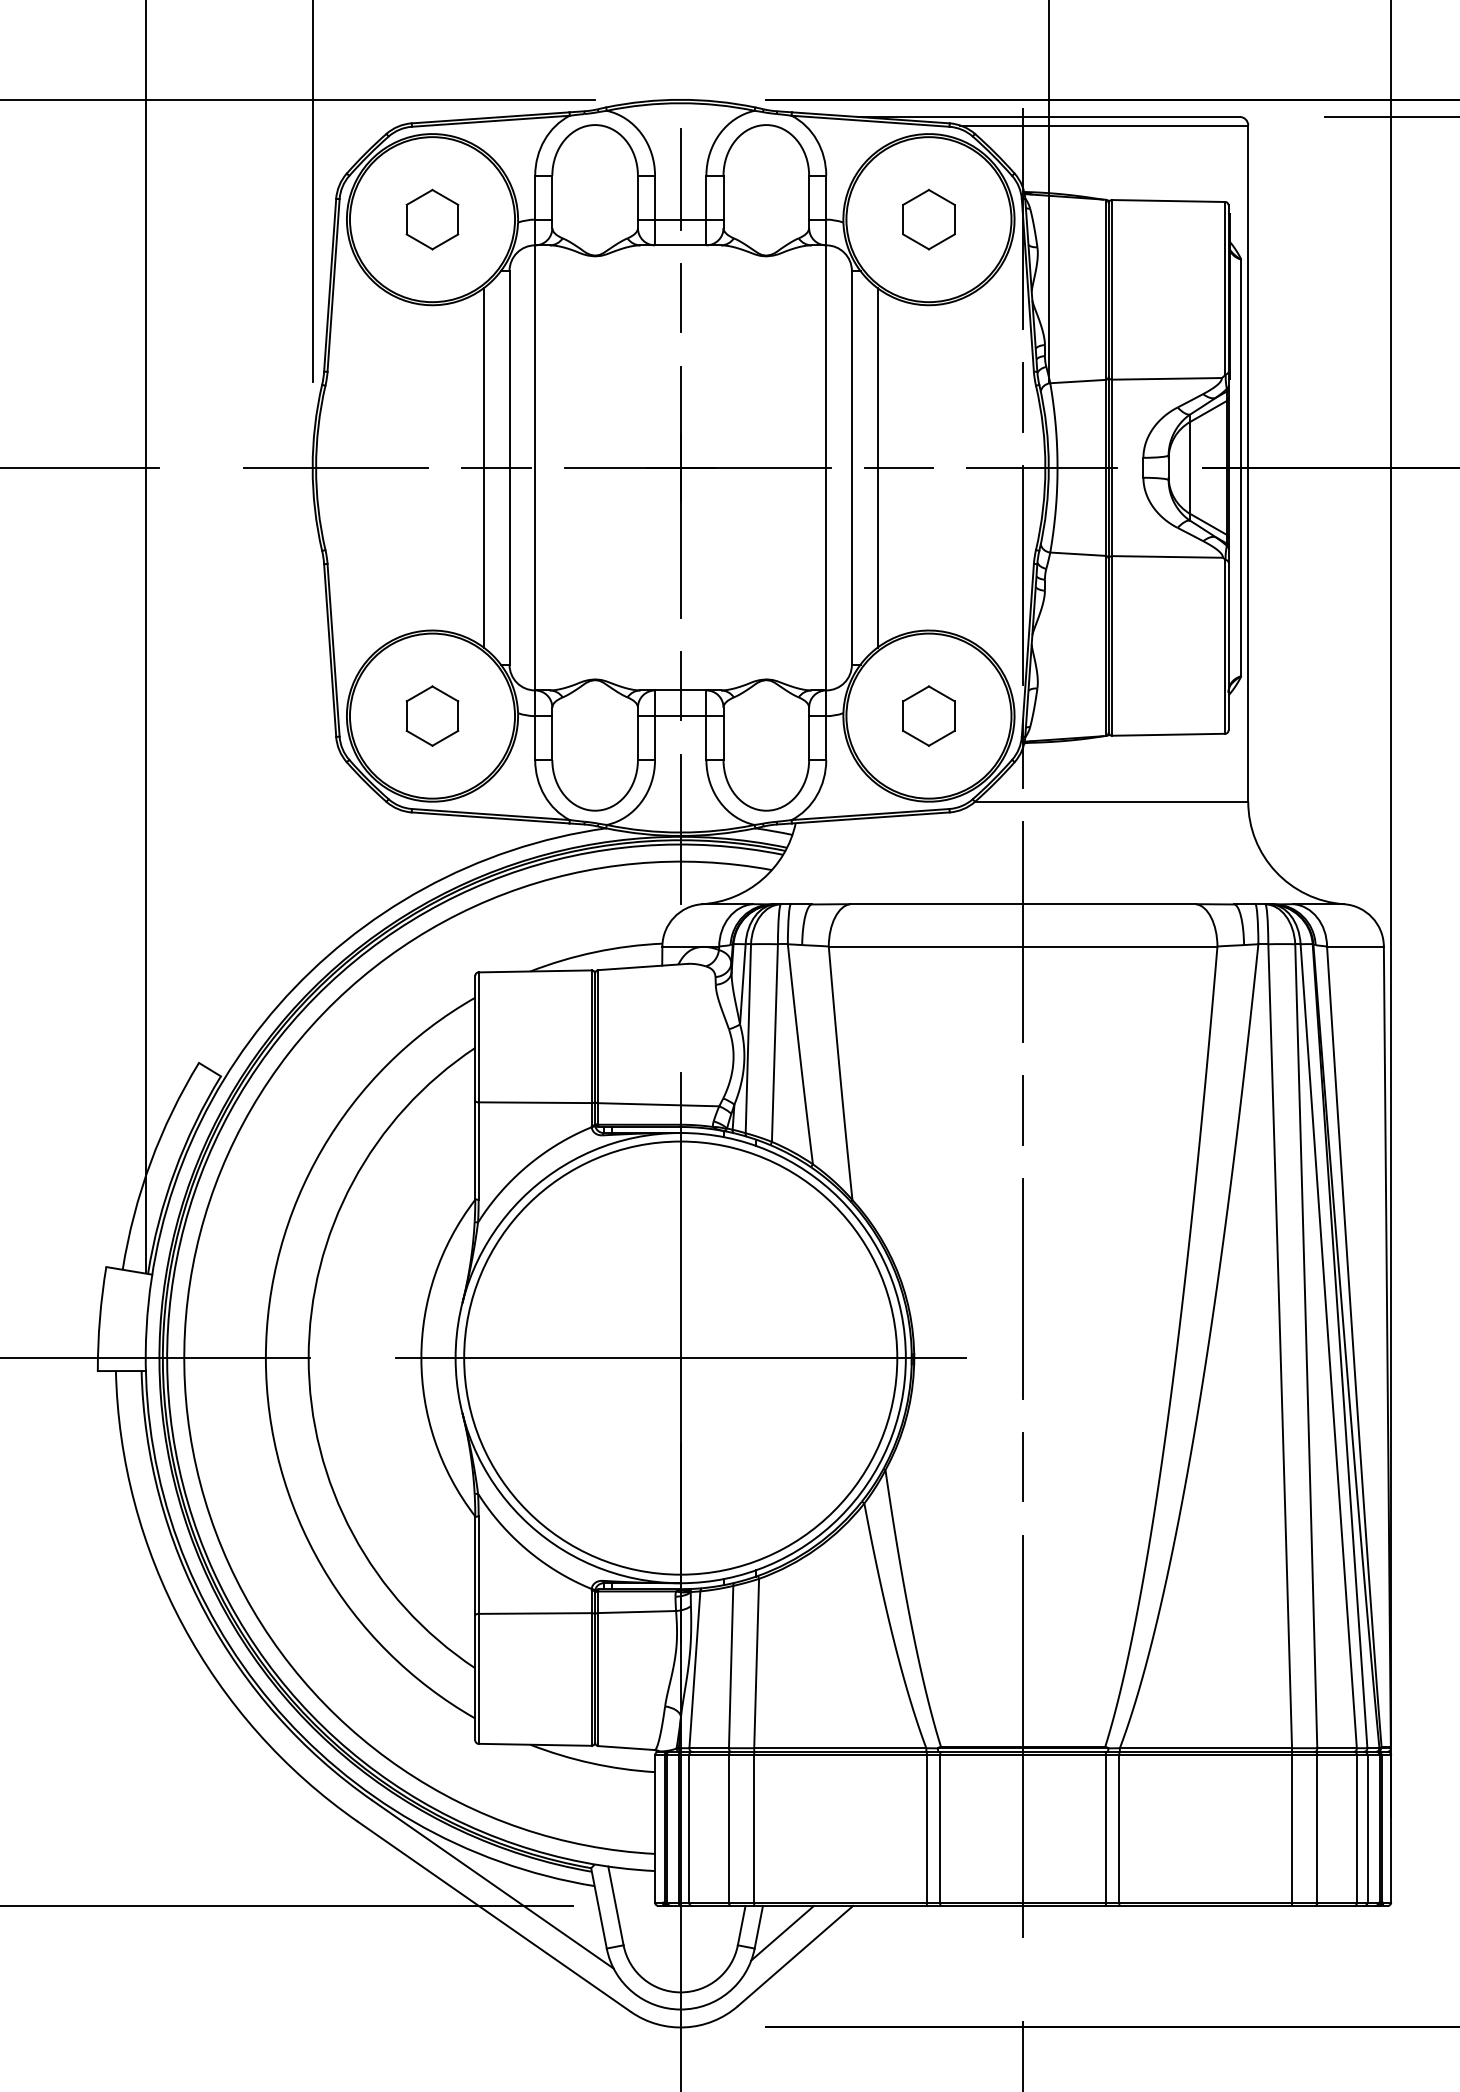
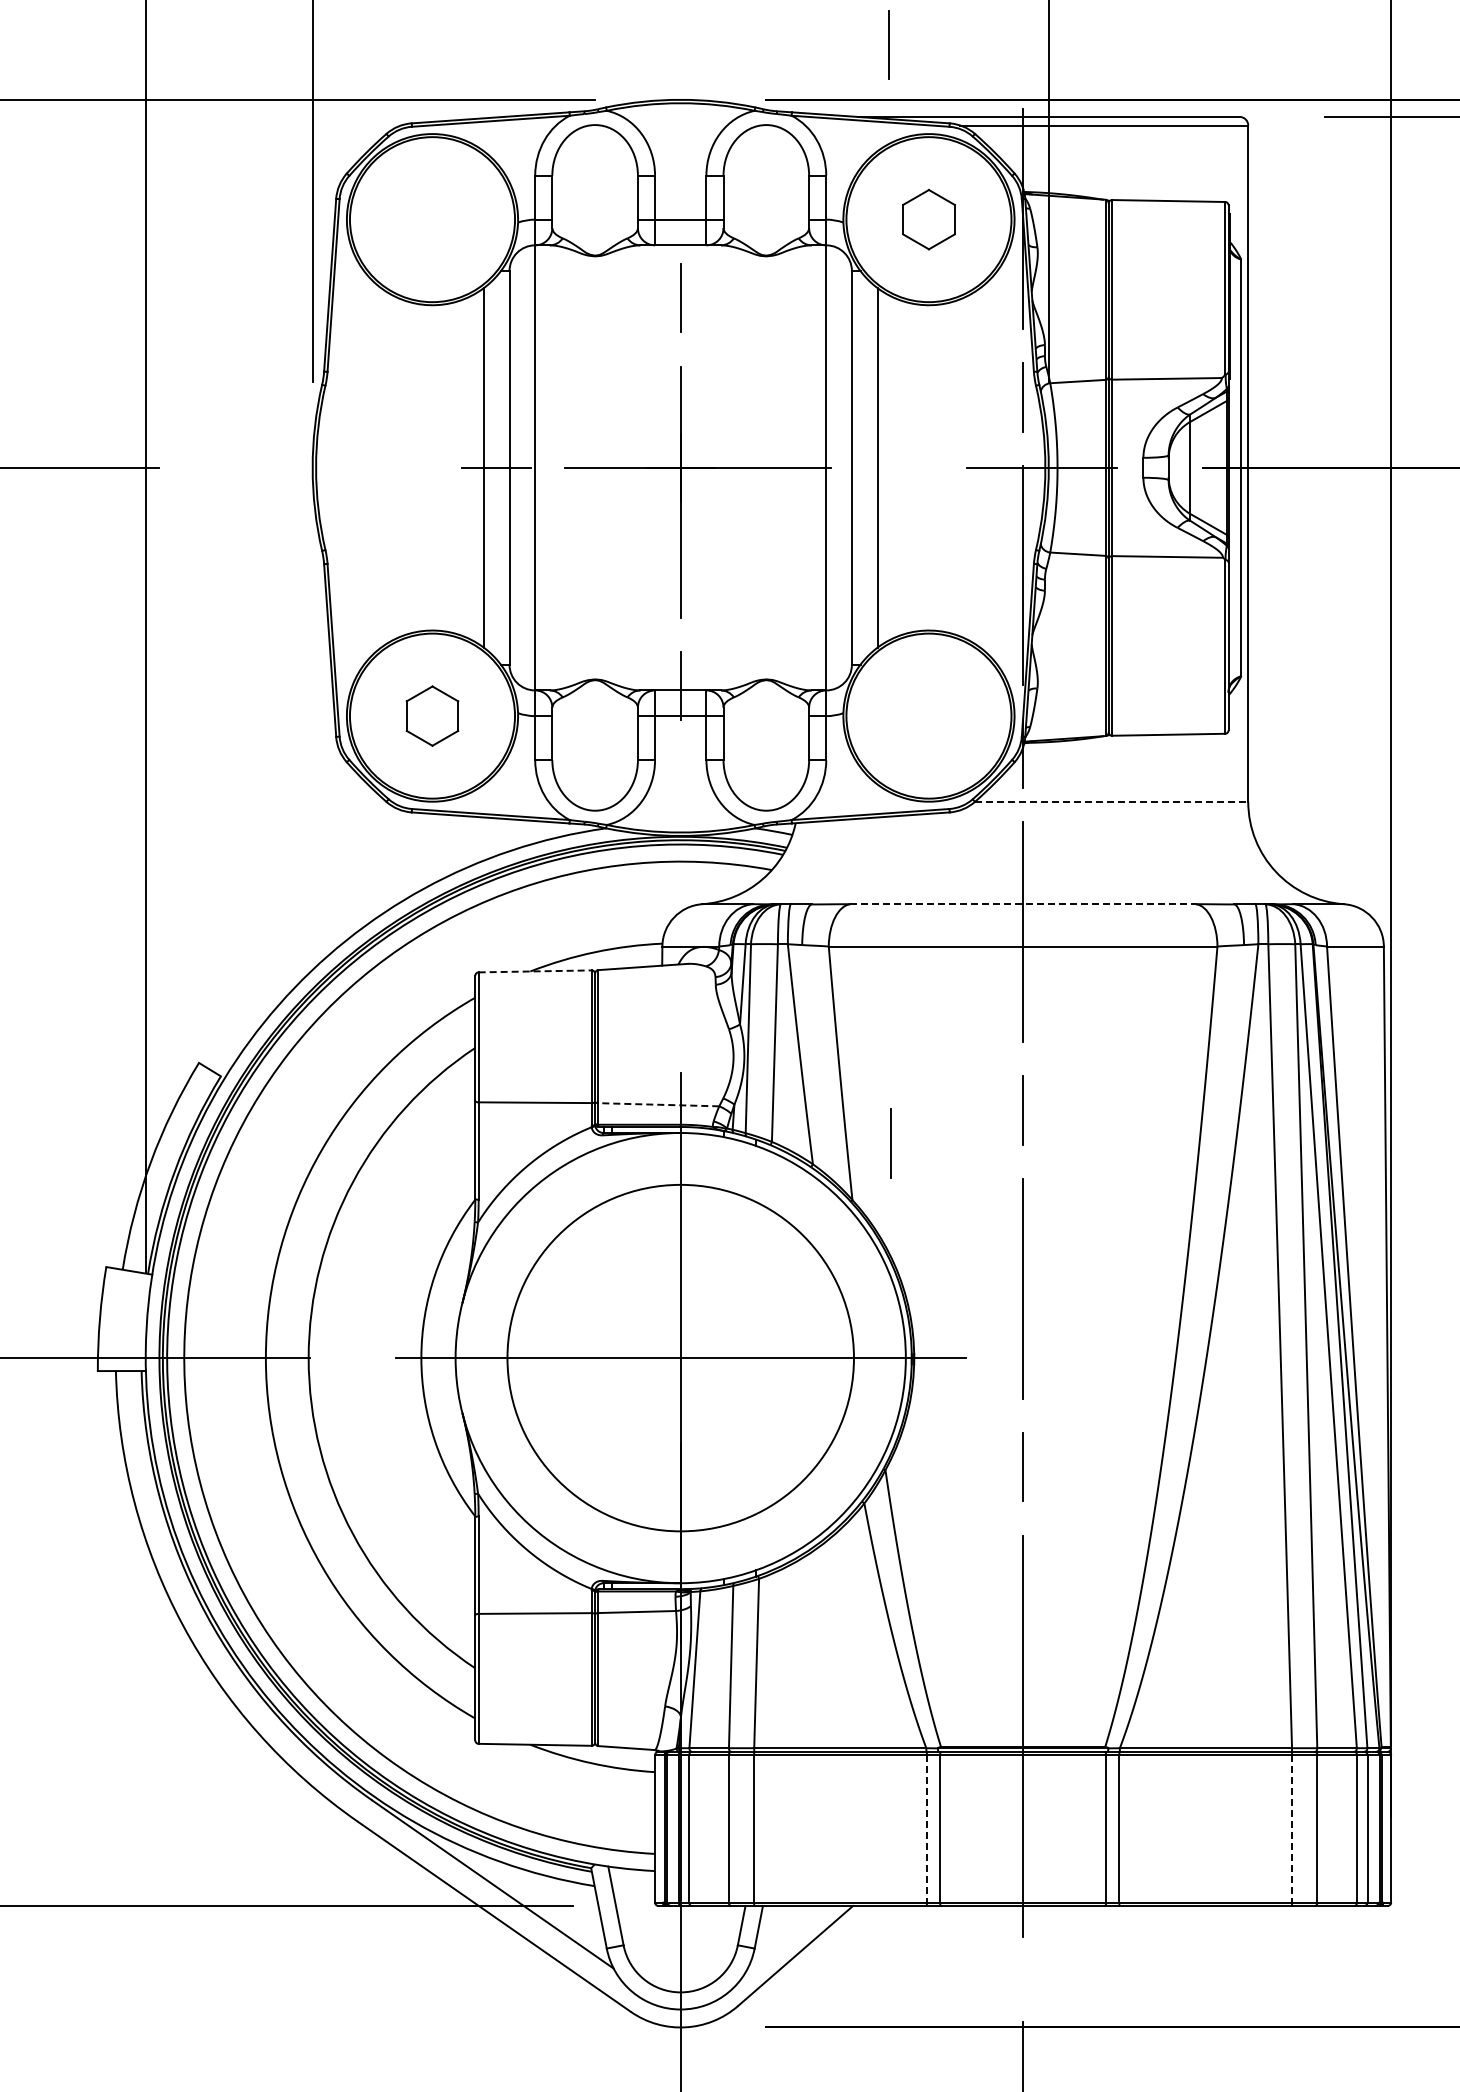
line: none -> present (888, 44)
line: present -> none (680, 178)
part: present -> none (432, 219)
line: present -> none (336, 467)
line: present -> none (898, 467)
part: present -> none (928, 715)
line: solid -> dashed (1111, 801)
line: present -> none (680, 829)
line: solid -> dashed (1023, 904)
line: solid -> dashed (535, 971)
line: solid -> dashed (658, 1104)
line: none -> present (890, 1143)
circle diameter: 433 px -> 346 px (680, 1357)
line: solid -> dashed (926, 1828)
line: solid -> dashed (1292, 1828)
line: present -> none (782, 1932)
